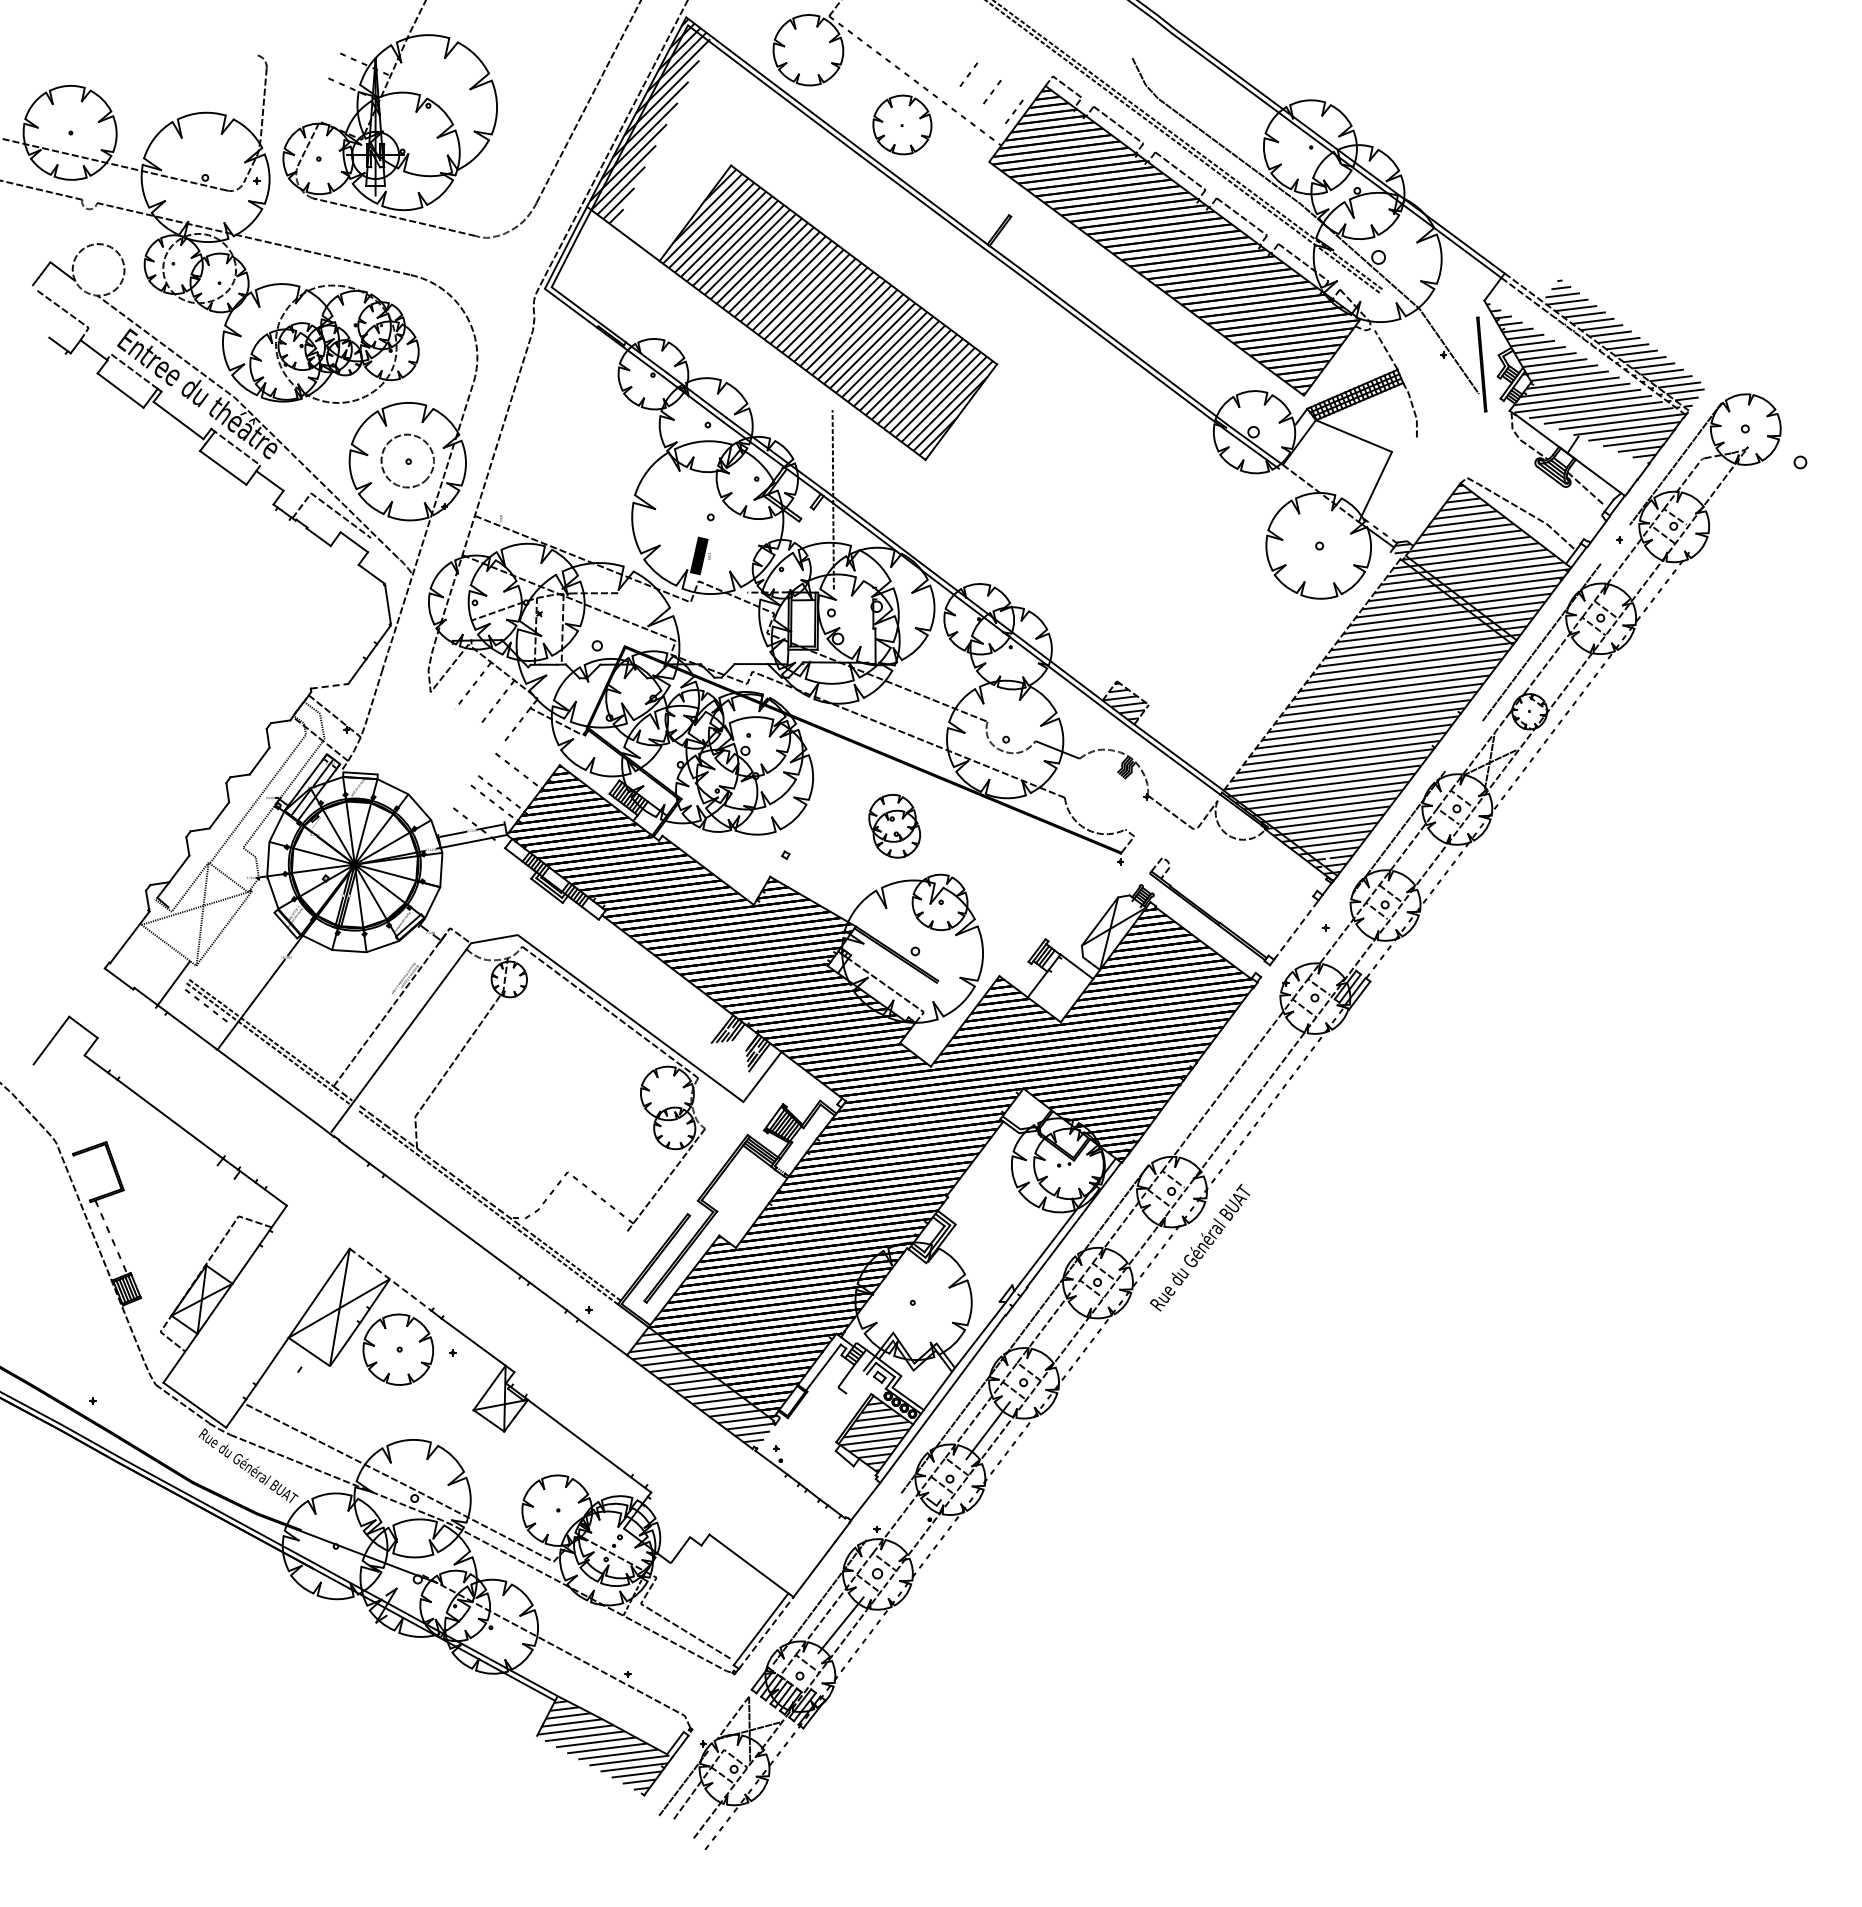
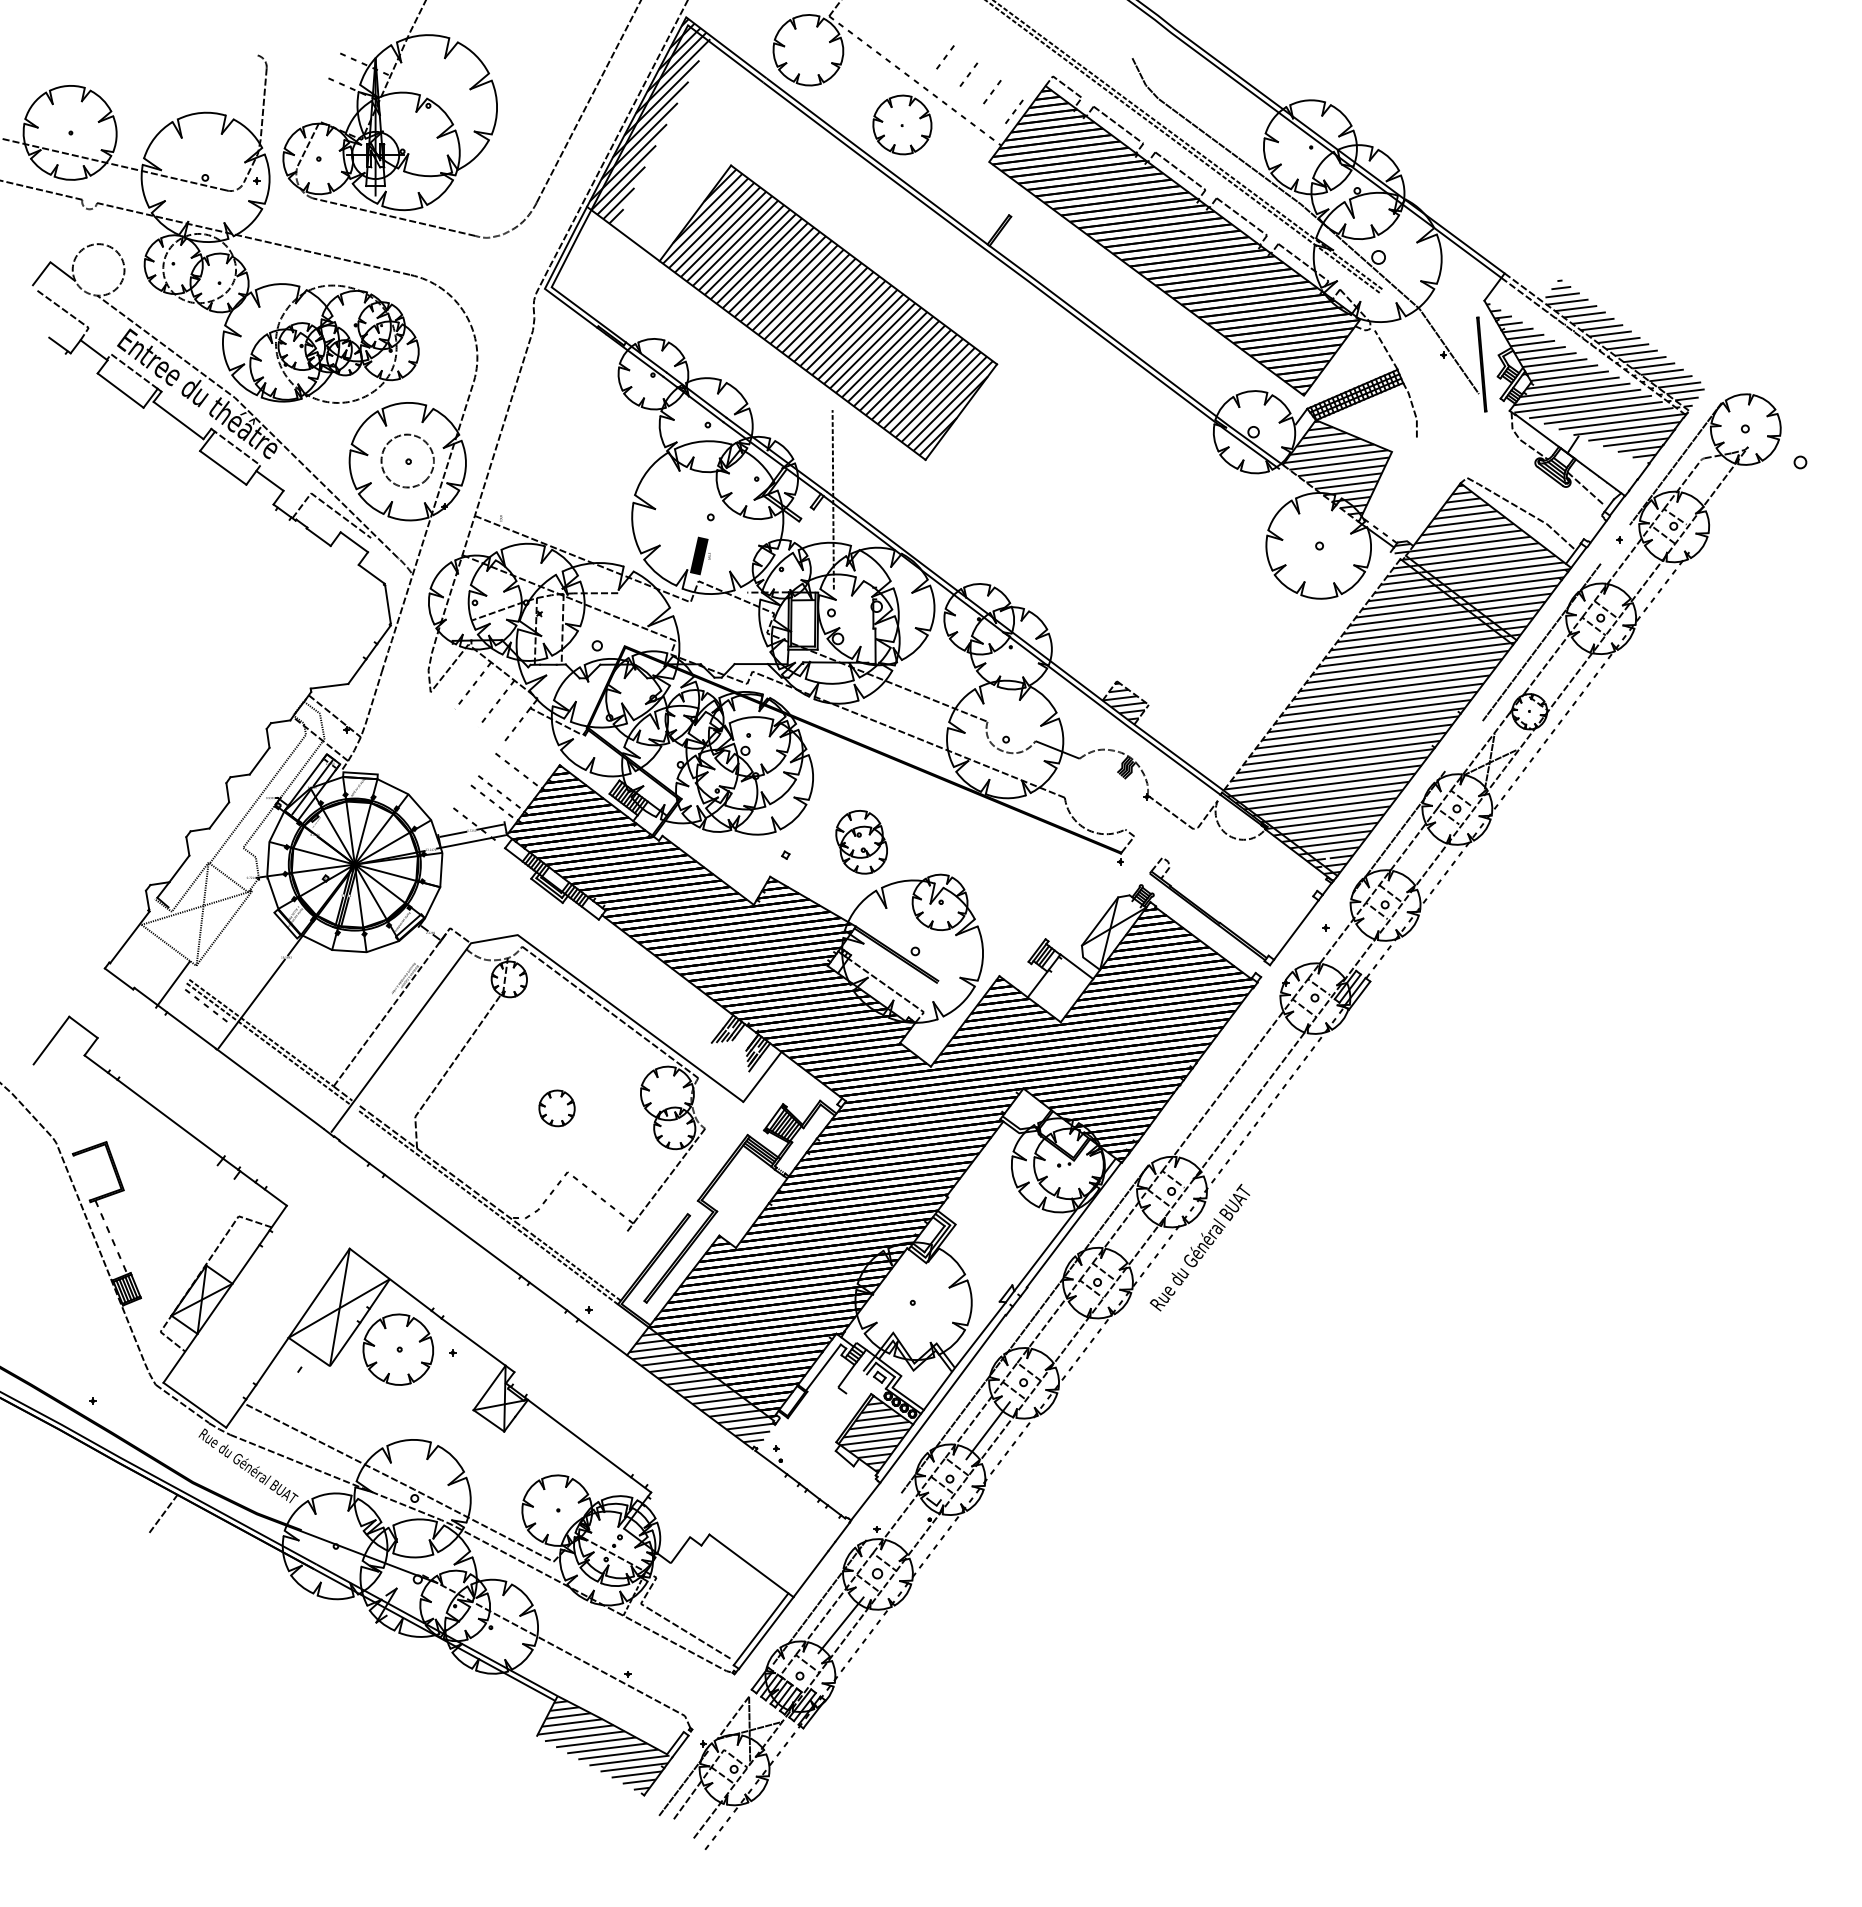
line: none -> present (945, 57)
hatch: none -> present (1336, 470)
line: dashed -> solid (329, 686)
part position: (894, 826) -> (861, 842) (861, 842)
line: dashed -> solid (1296, 929)
part: none -> present (556, 1108)
line: dashed -> solid (391, 1280)
line: none -> present (163, 1513)
line: dashed -> solid (766, 1632)
